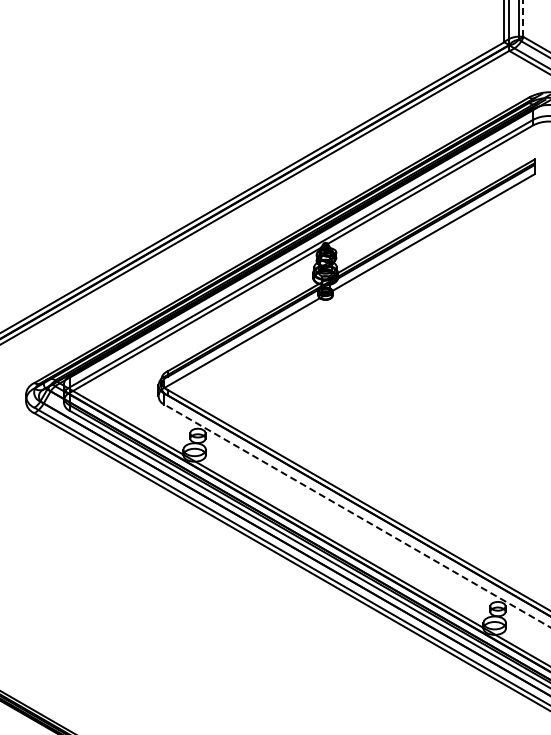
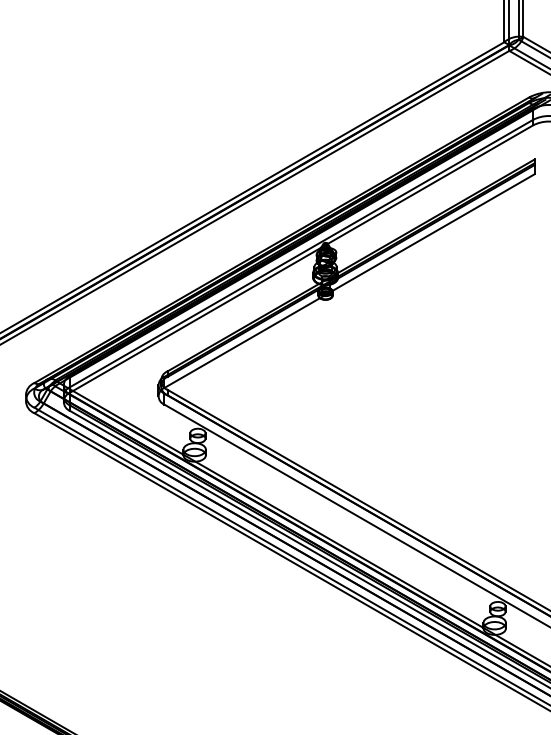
line: dashed -> solid (523, 18)
line: dashed -> solid (357, 516)
